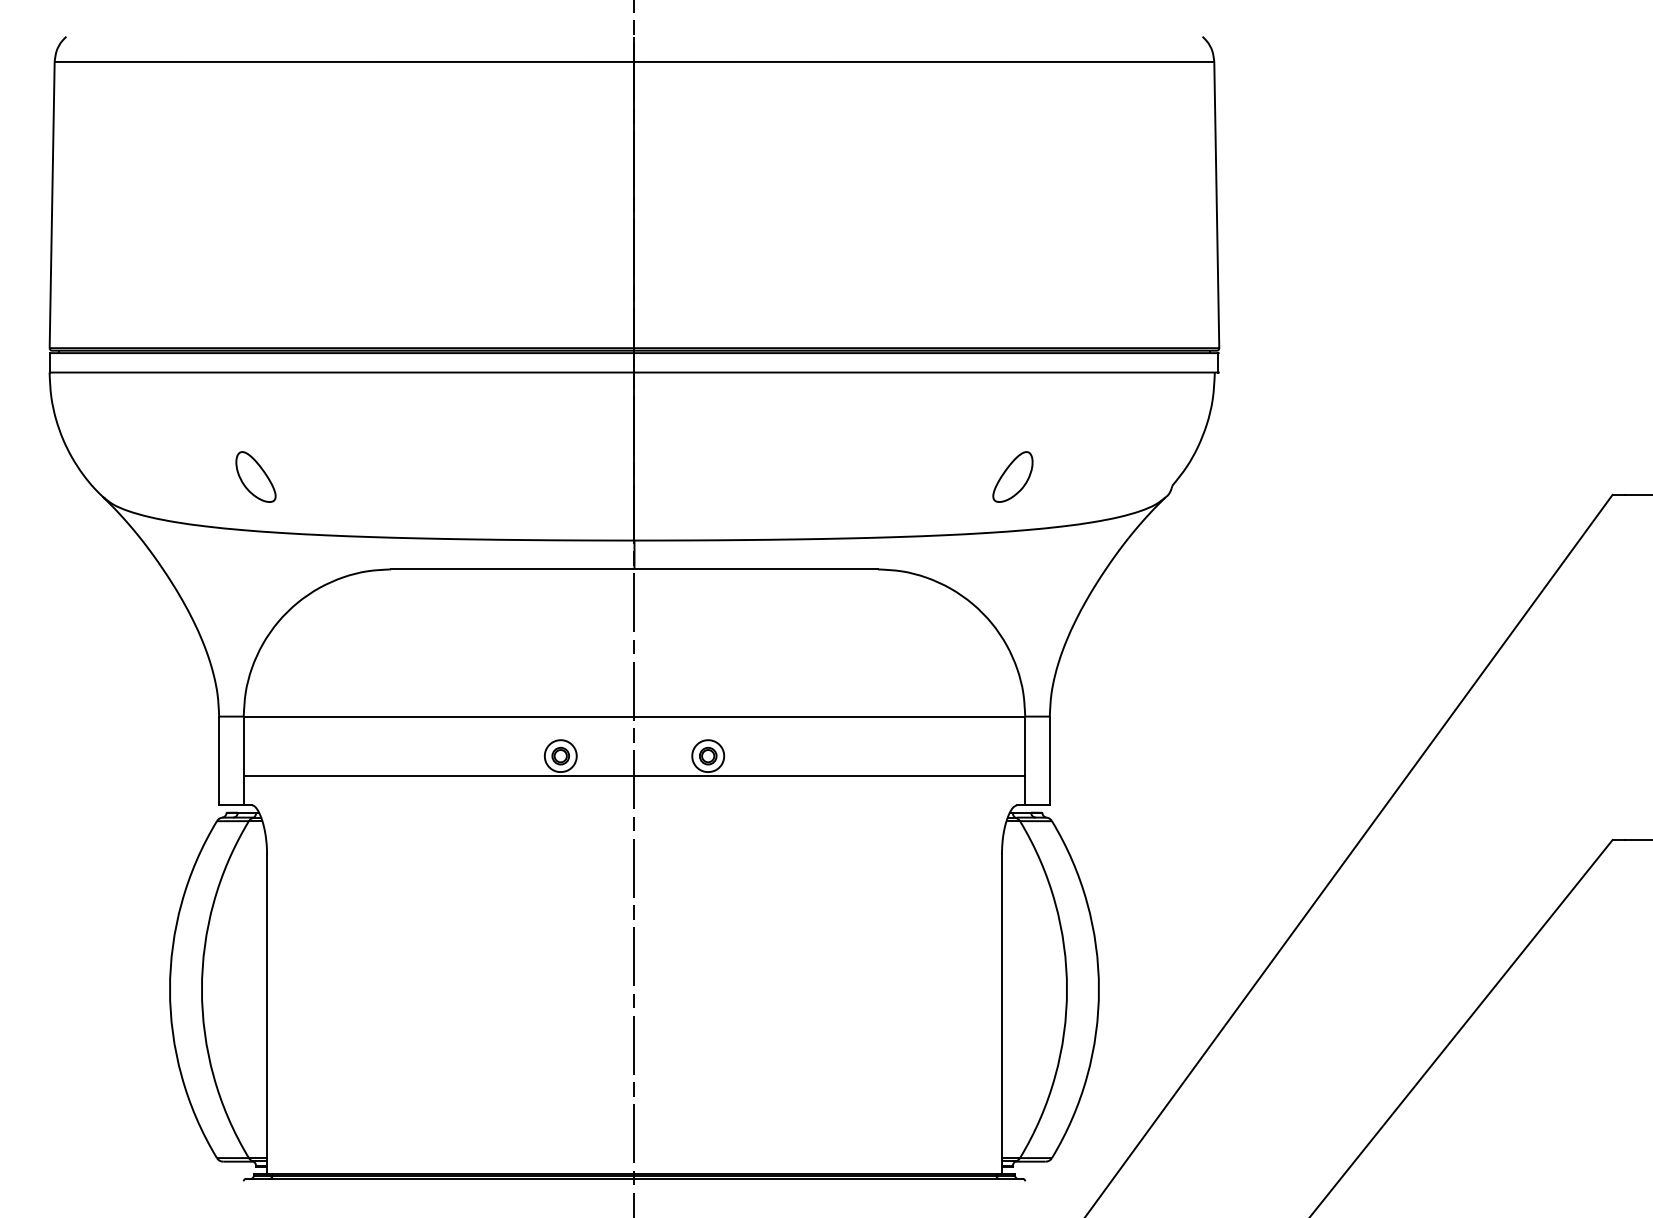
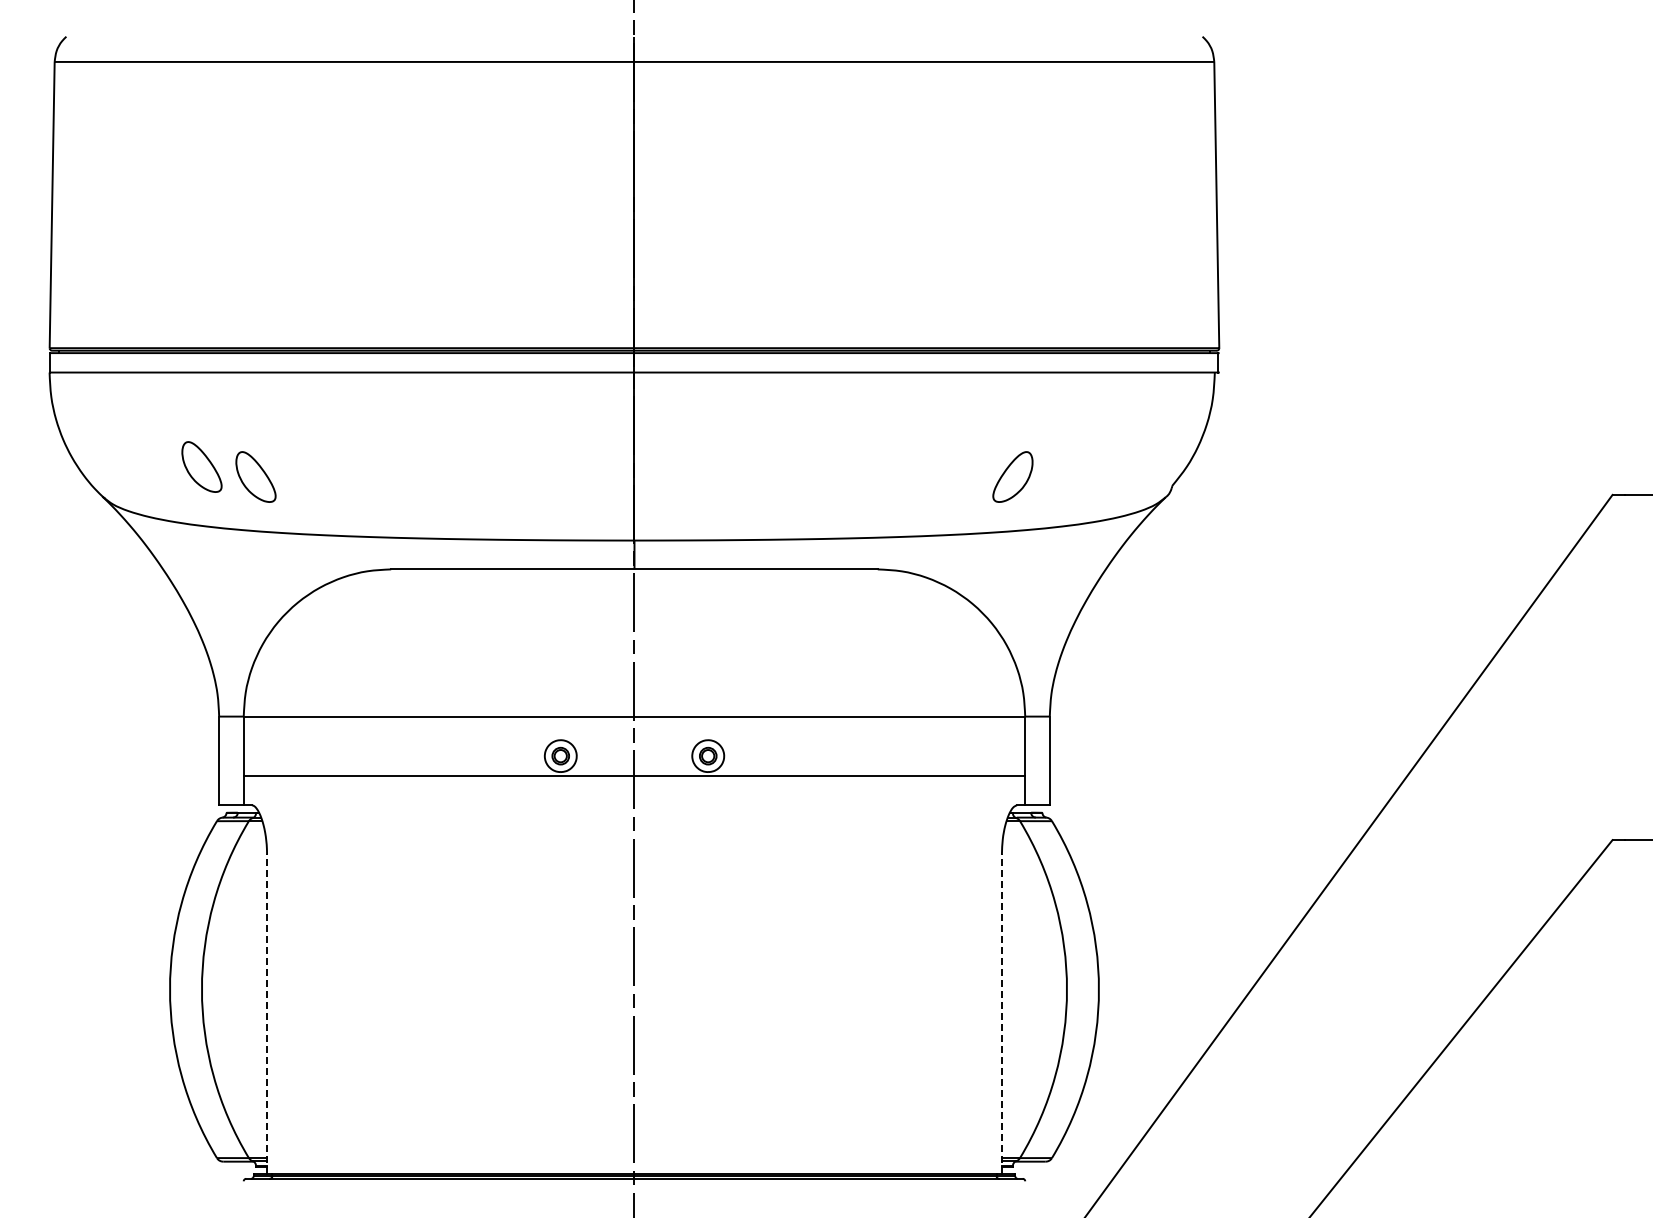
part: none -> present (201, 466)
line: solid -> dashed (267, 1014)
line: solid -> dashed (1001, 1014)
